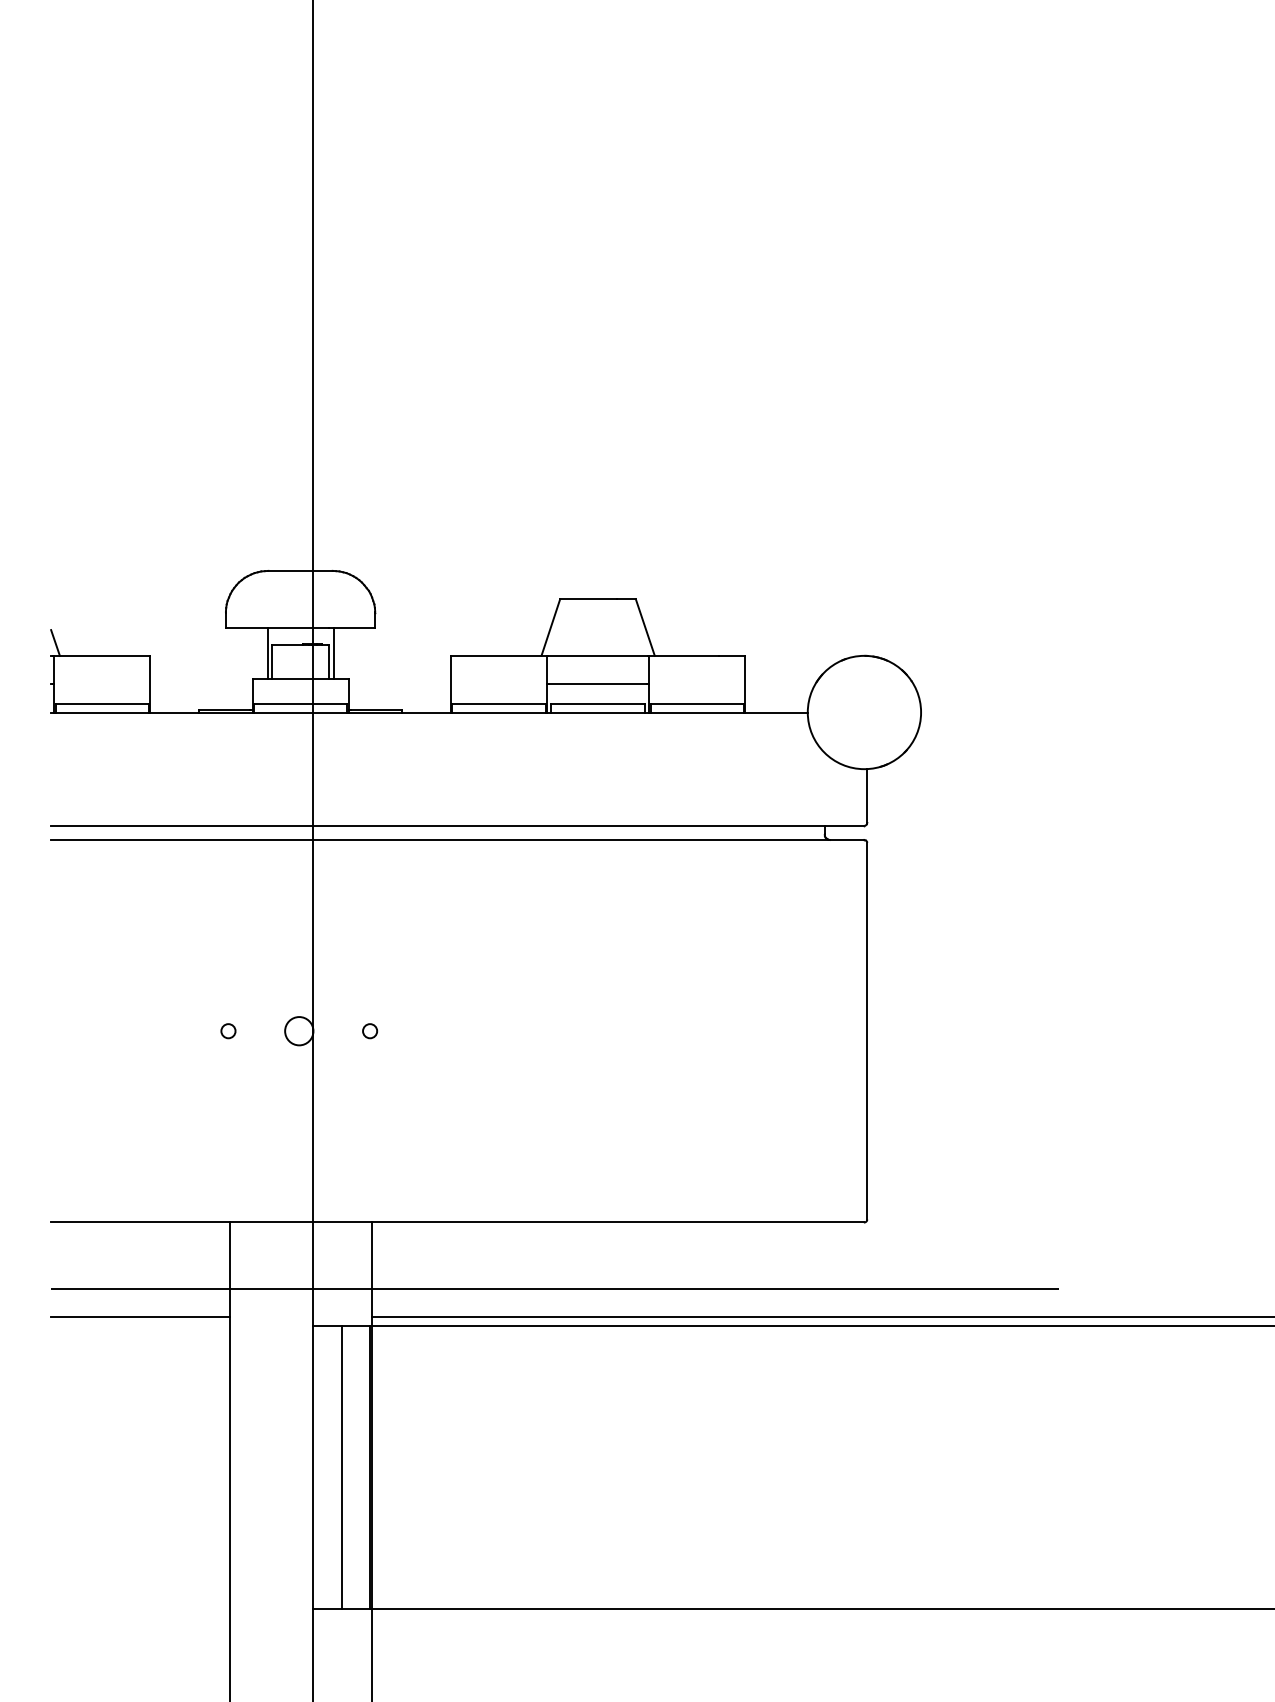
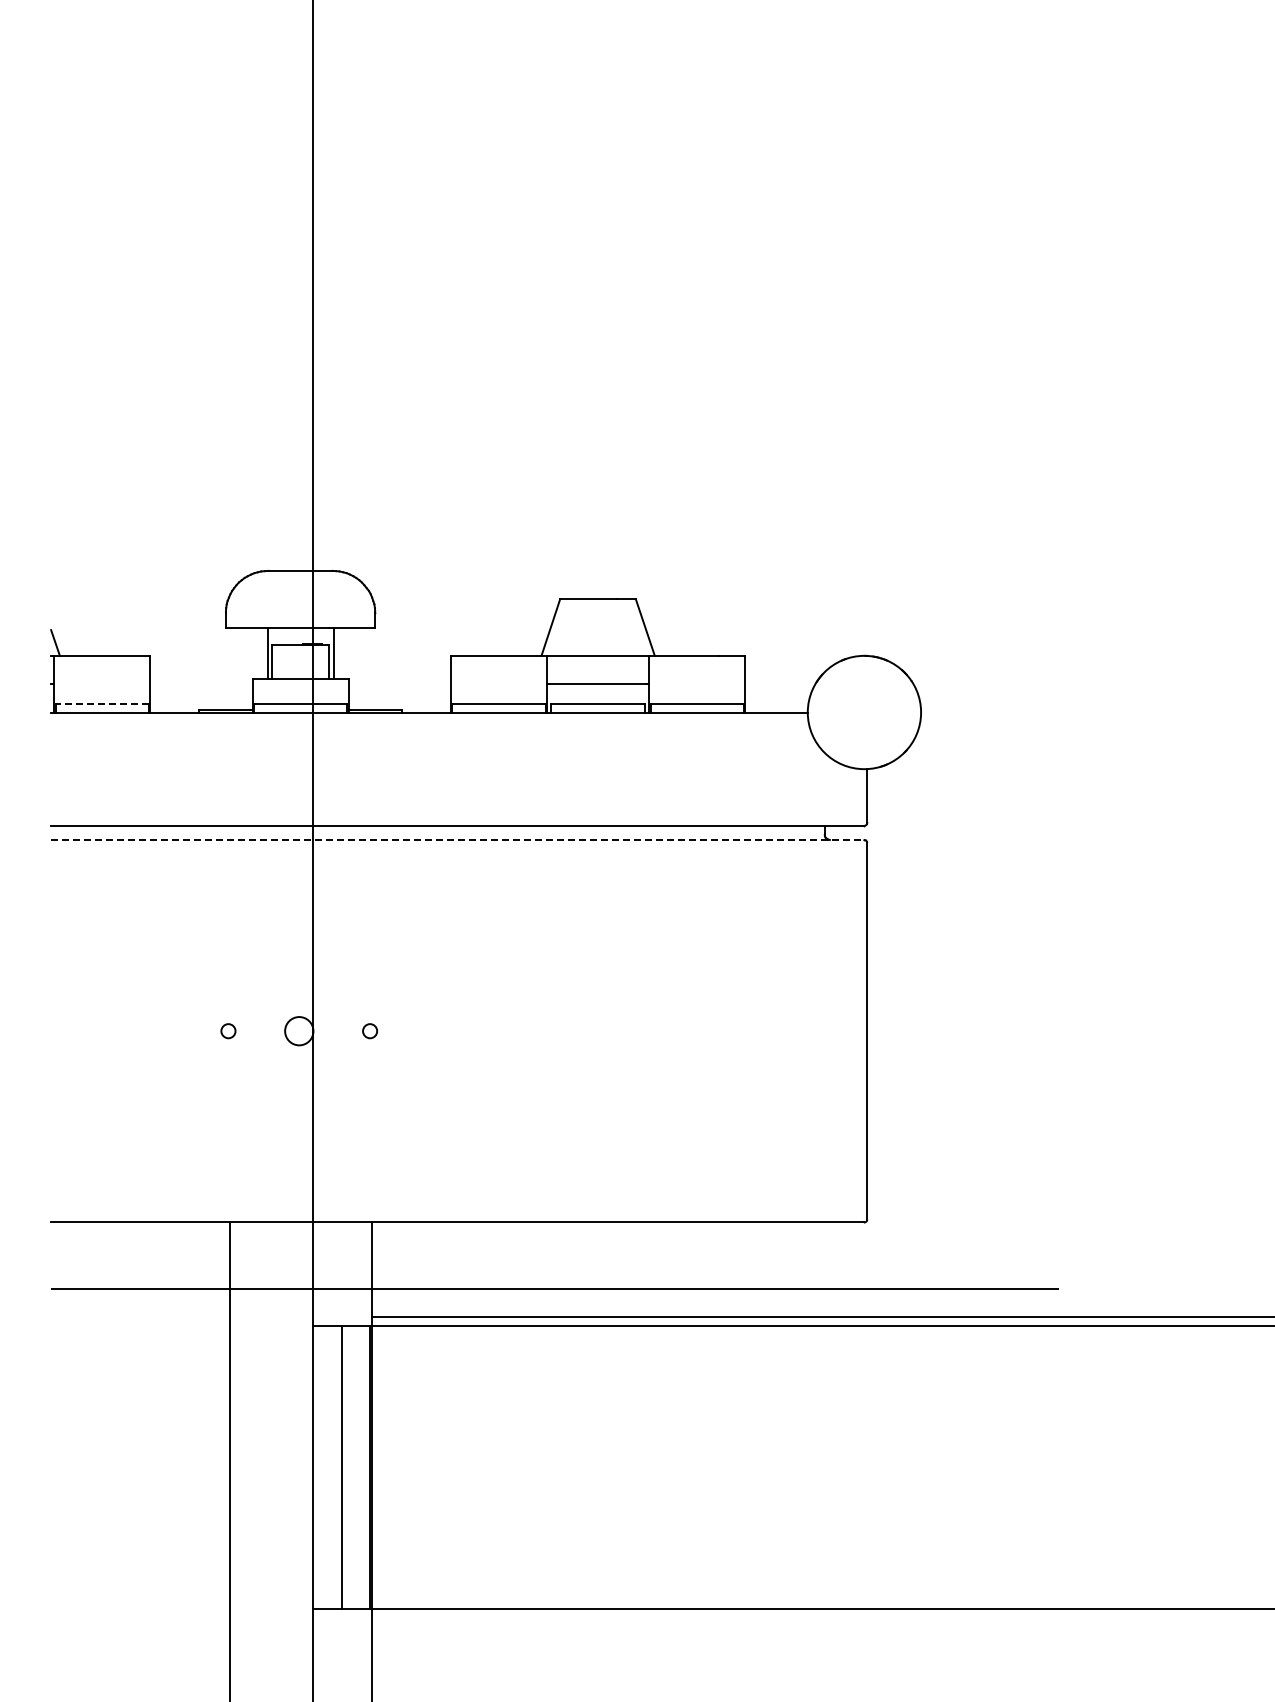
line: solid -> dashed (102, 704)
line: solid -> dashed (457, 839)
line: present -> none (140, 1317)
